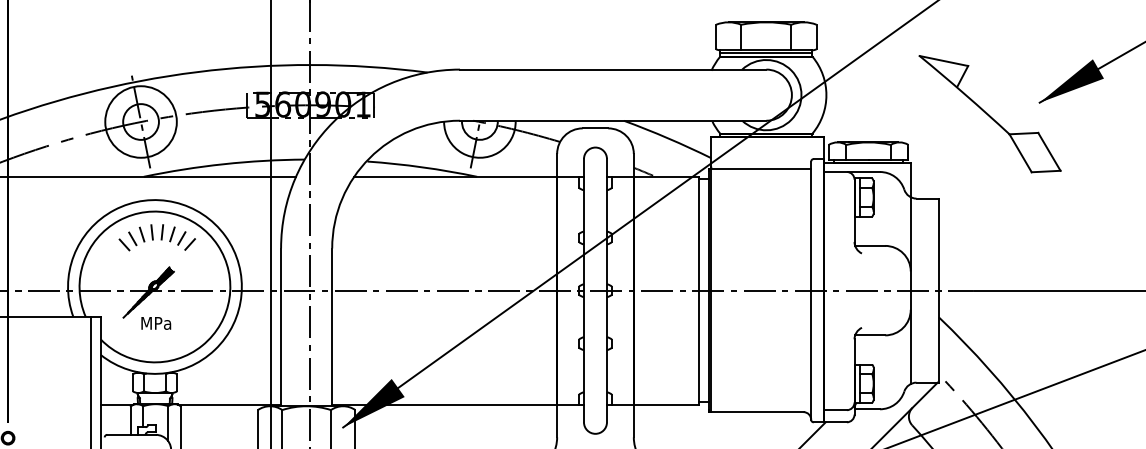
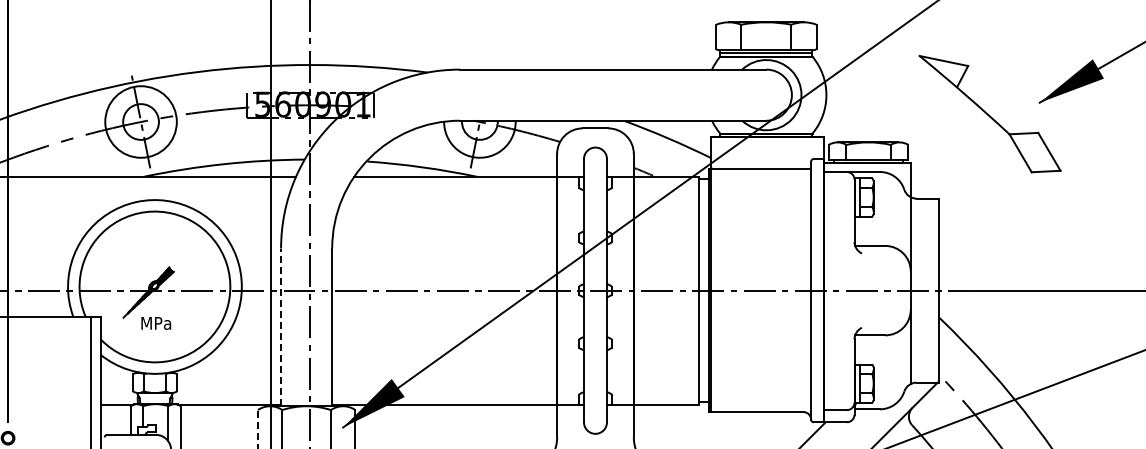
part: present -> none (156, 237)
line: solid -> dashed (281, 327)
line: solid -> dashed (257, 429)
